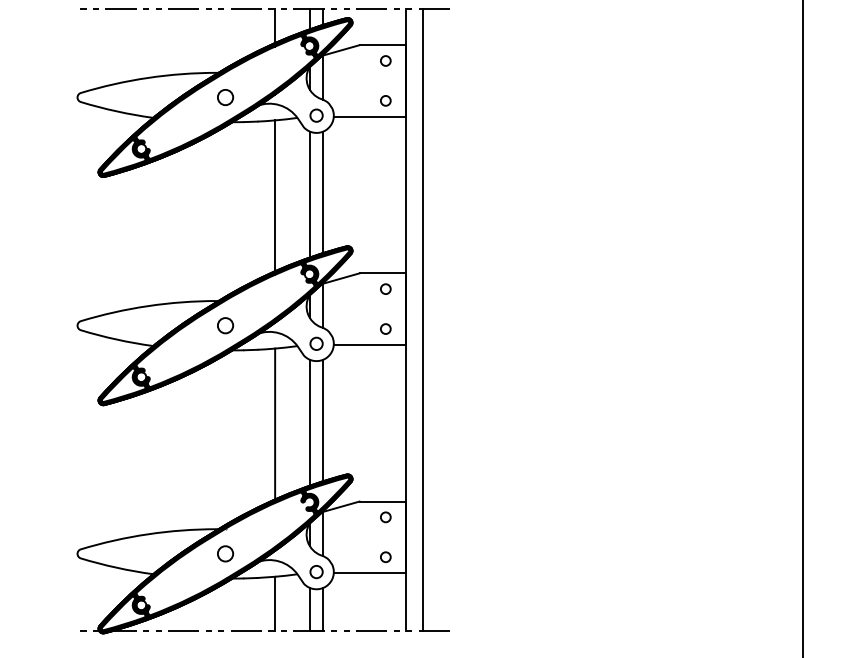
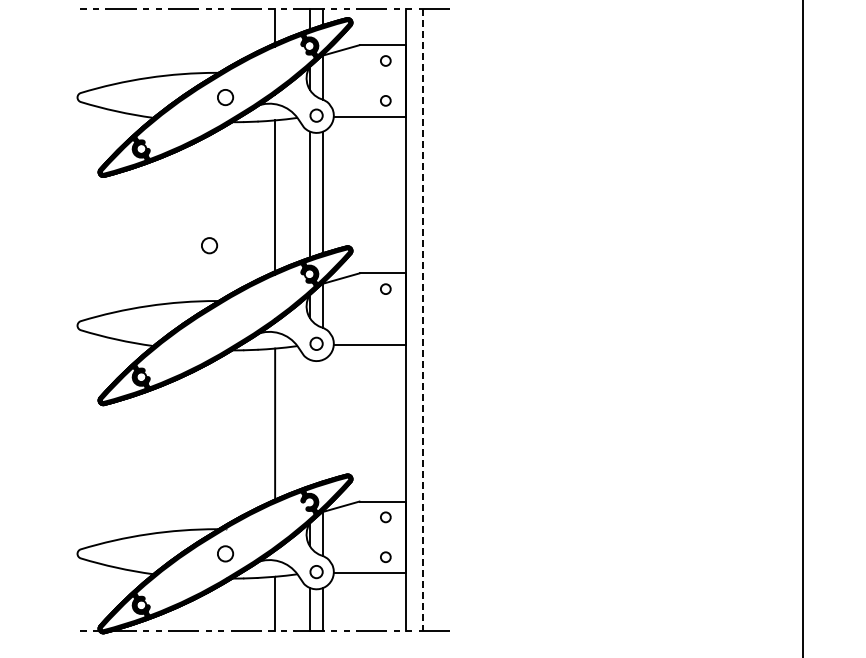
line: solid -> dashed (423, 320)
circle position: (225, 325) -> (209, 245) (209, 245)
circle: present -> none (385, 328)
line: present -> none (323, 420)
line: present -> none (309, 422)
